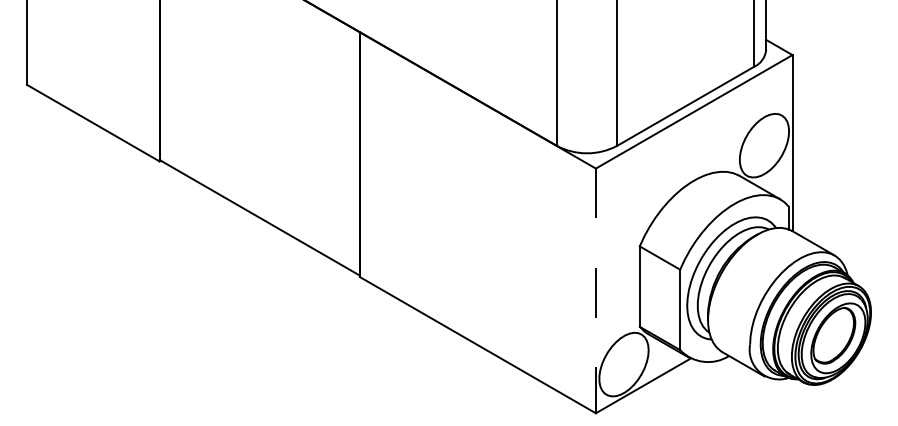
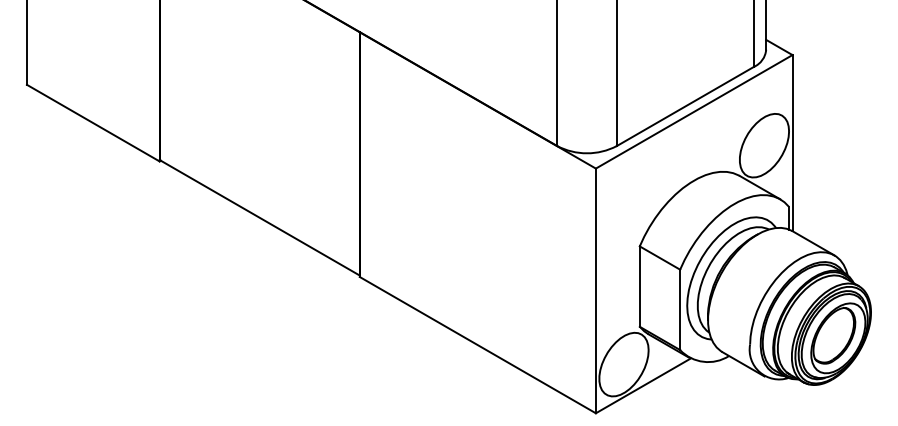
line: dashed -> solid (595, 291)
